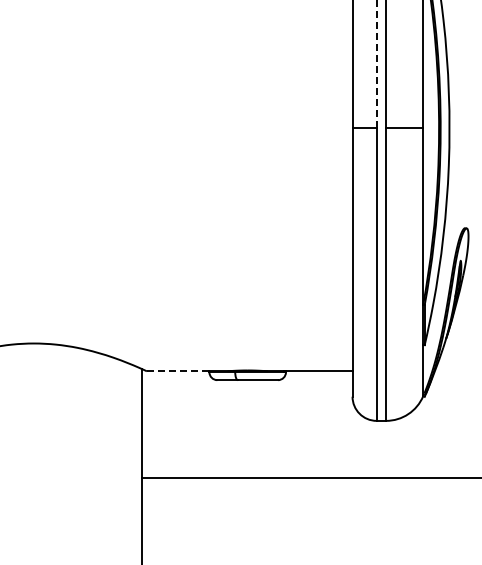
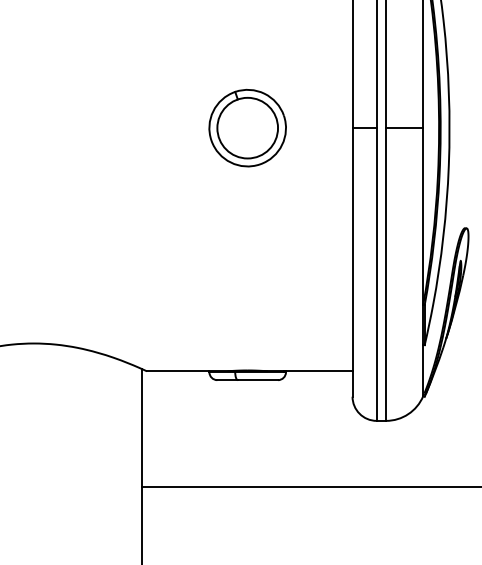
line: dashed -> solid (376, 64)
part: none -> present (247, 127)
line: dashed -> solid (178, 371)
line position: (310, 477) -> (310, 486) (310, 486)
